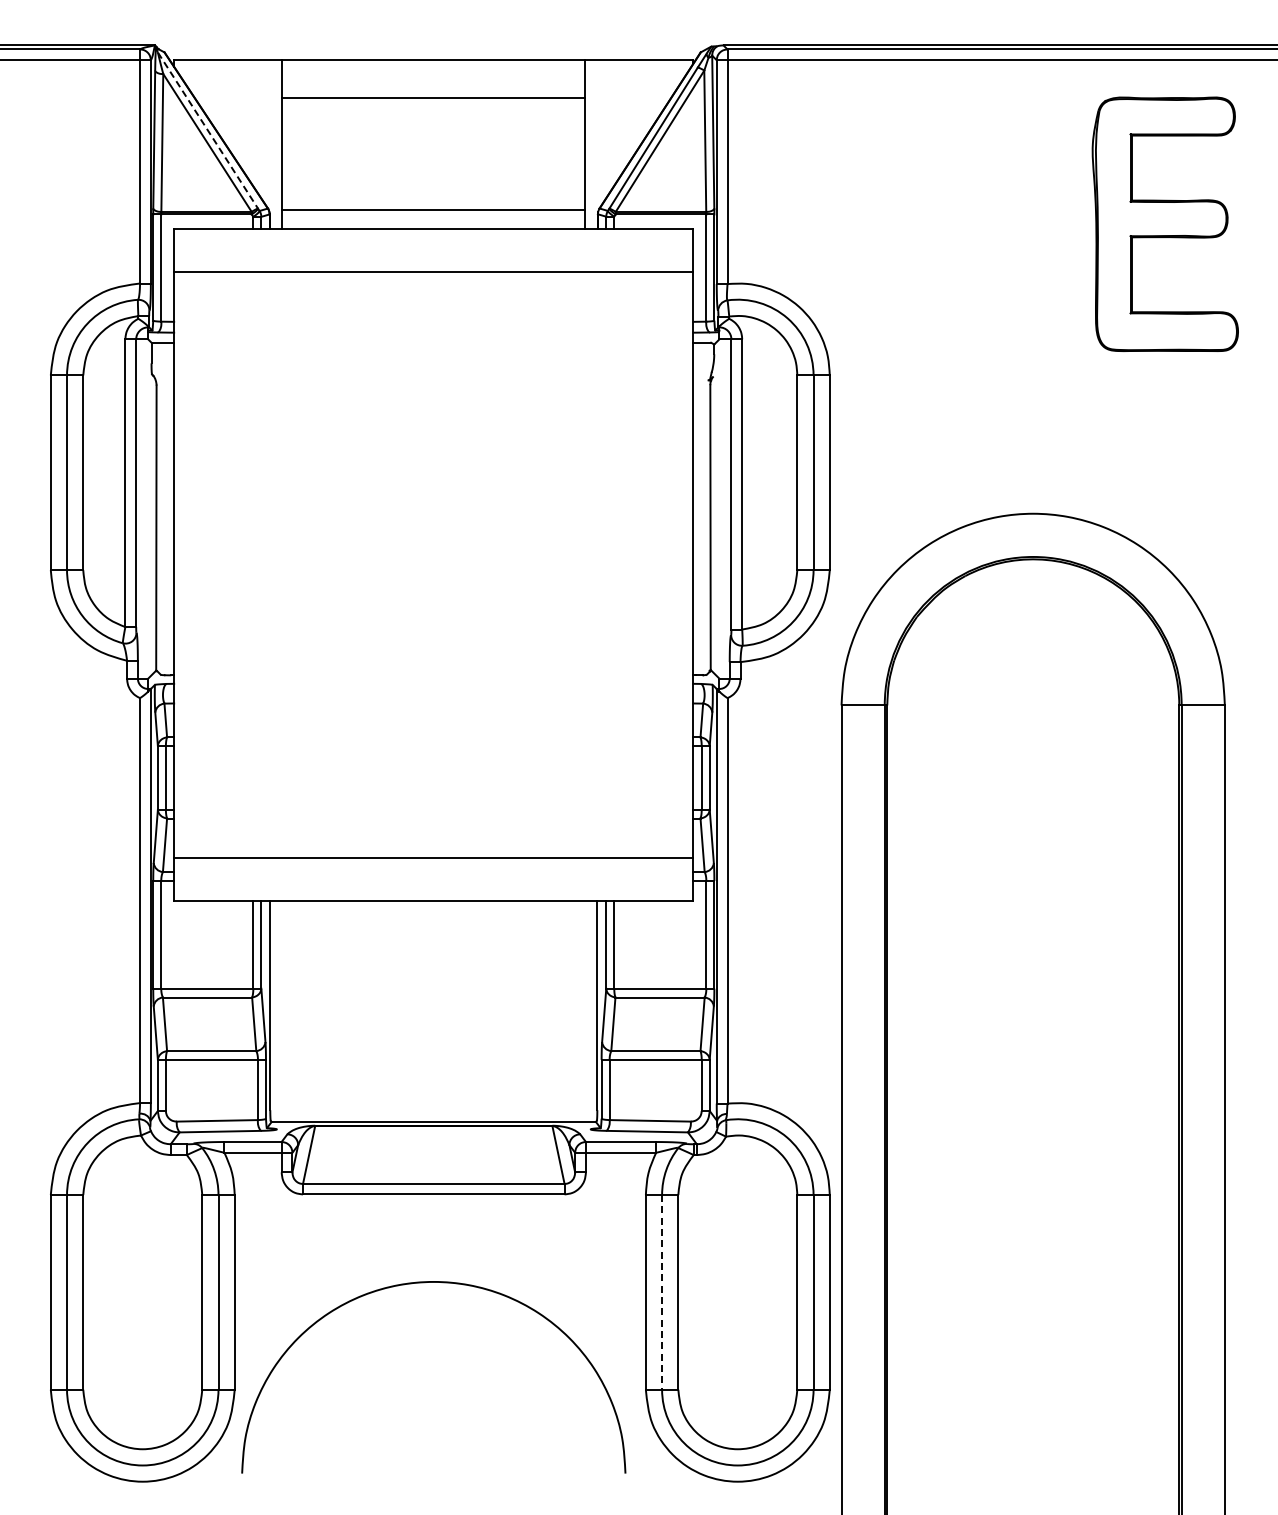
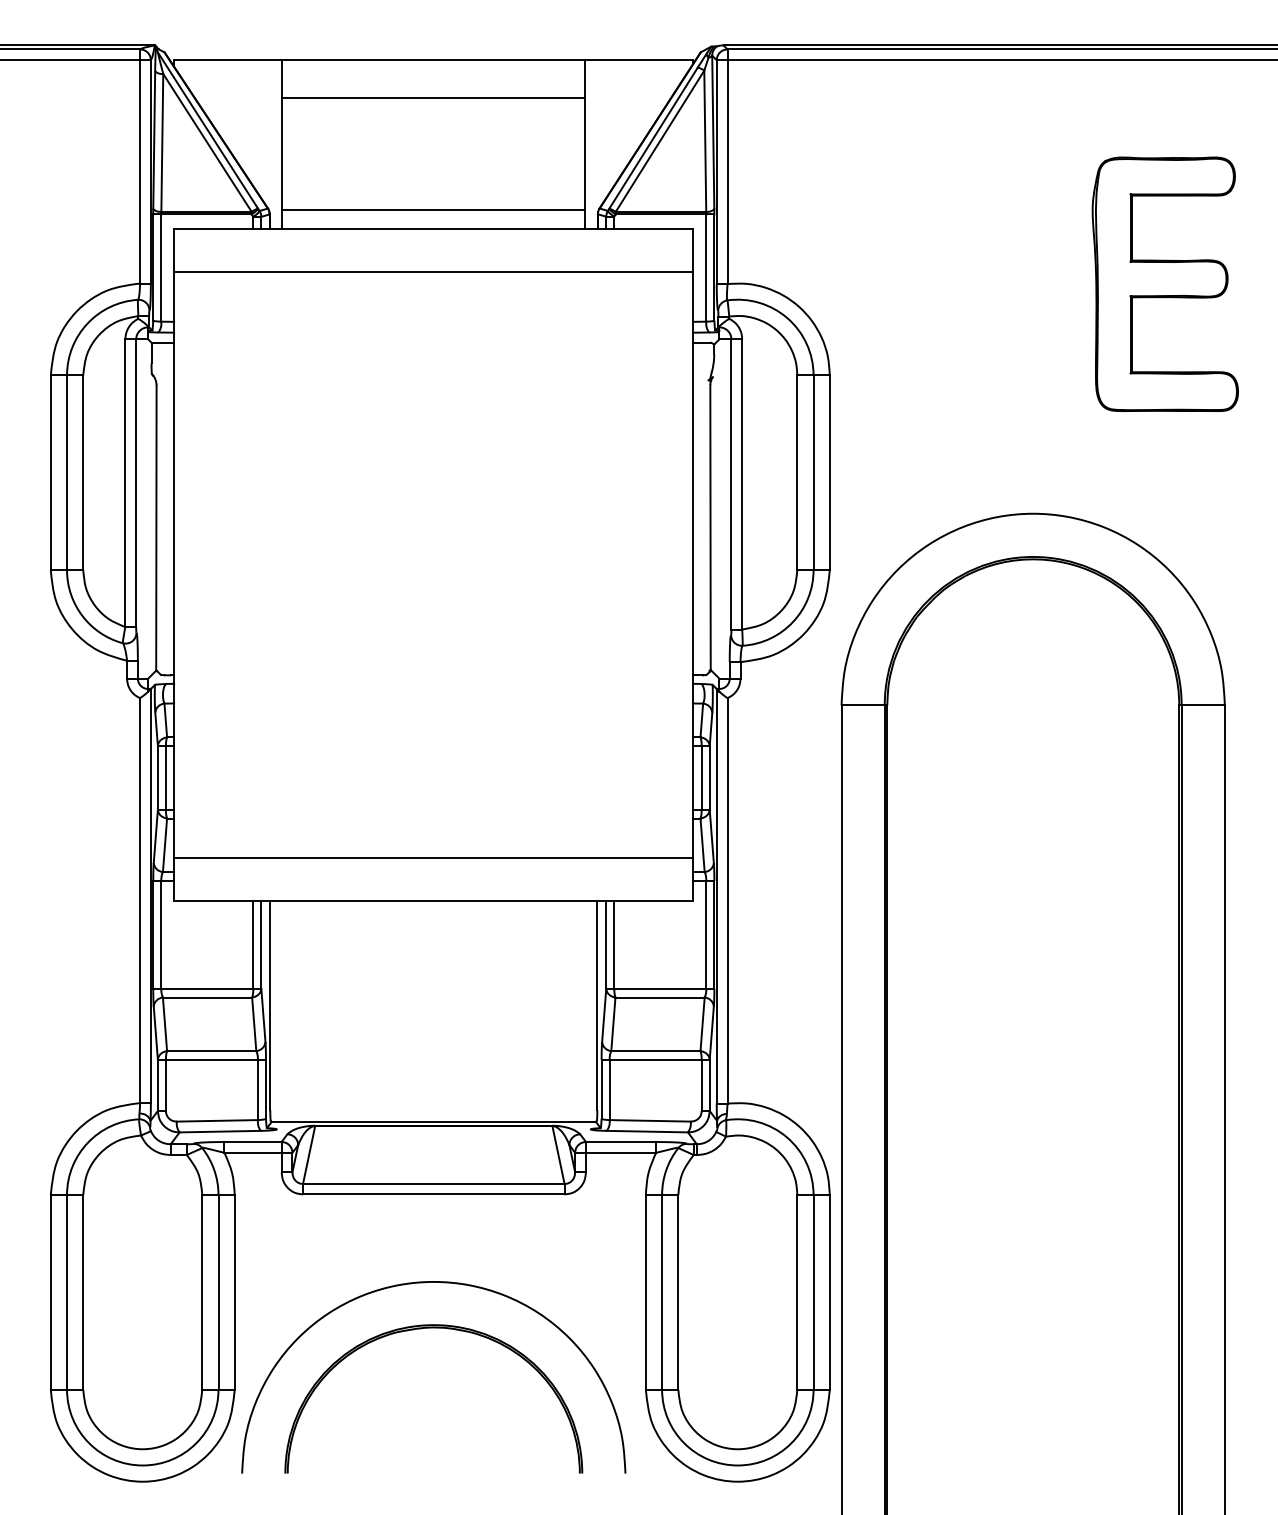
line: dashed -> solid (208, 130)
part position: (1164, 223) -> (1164, 283) (1164, 283)
line: dashed -> solid (662, 1292)
part: none -> present (433, 1328)
